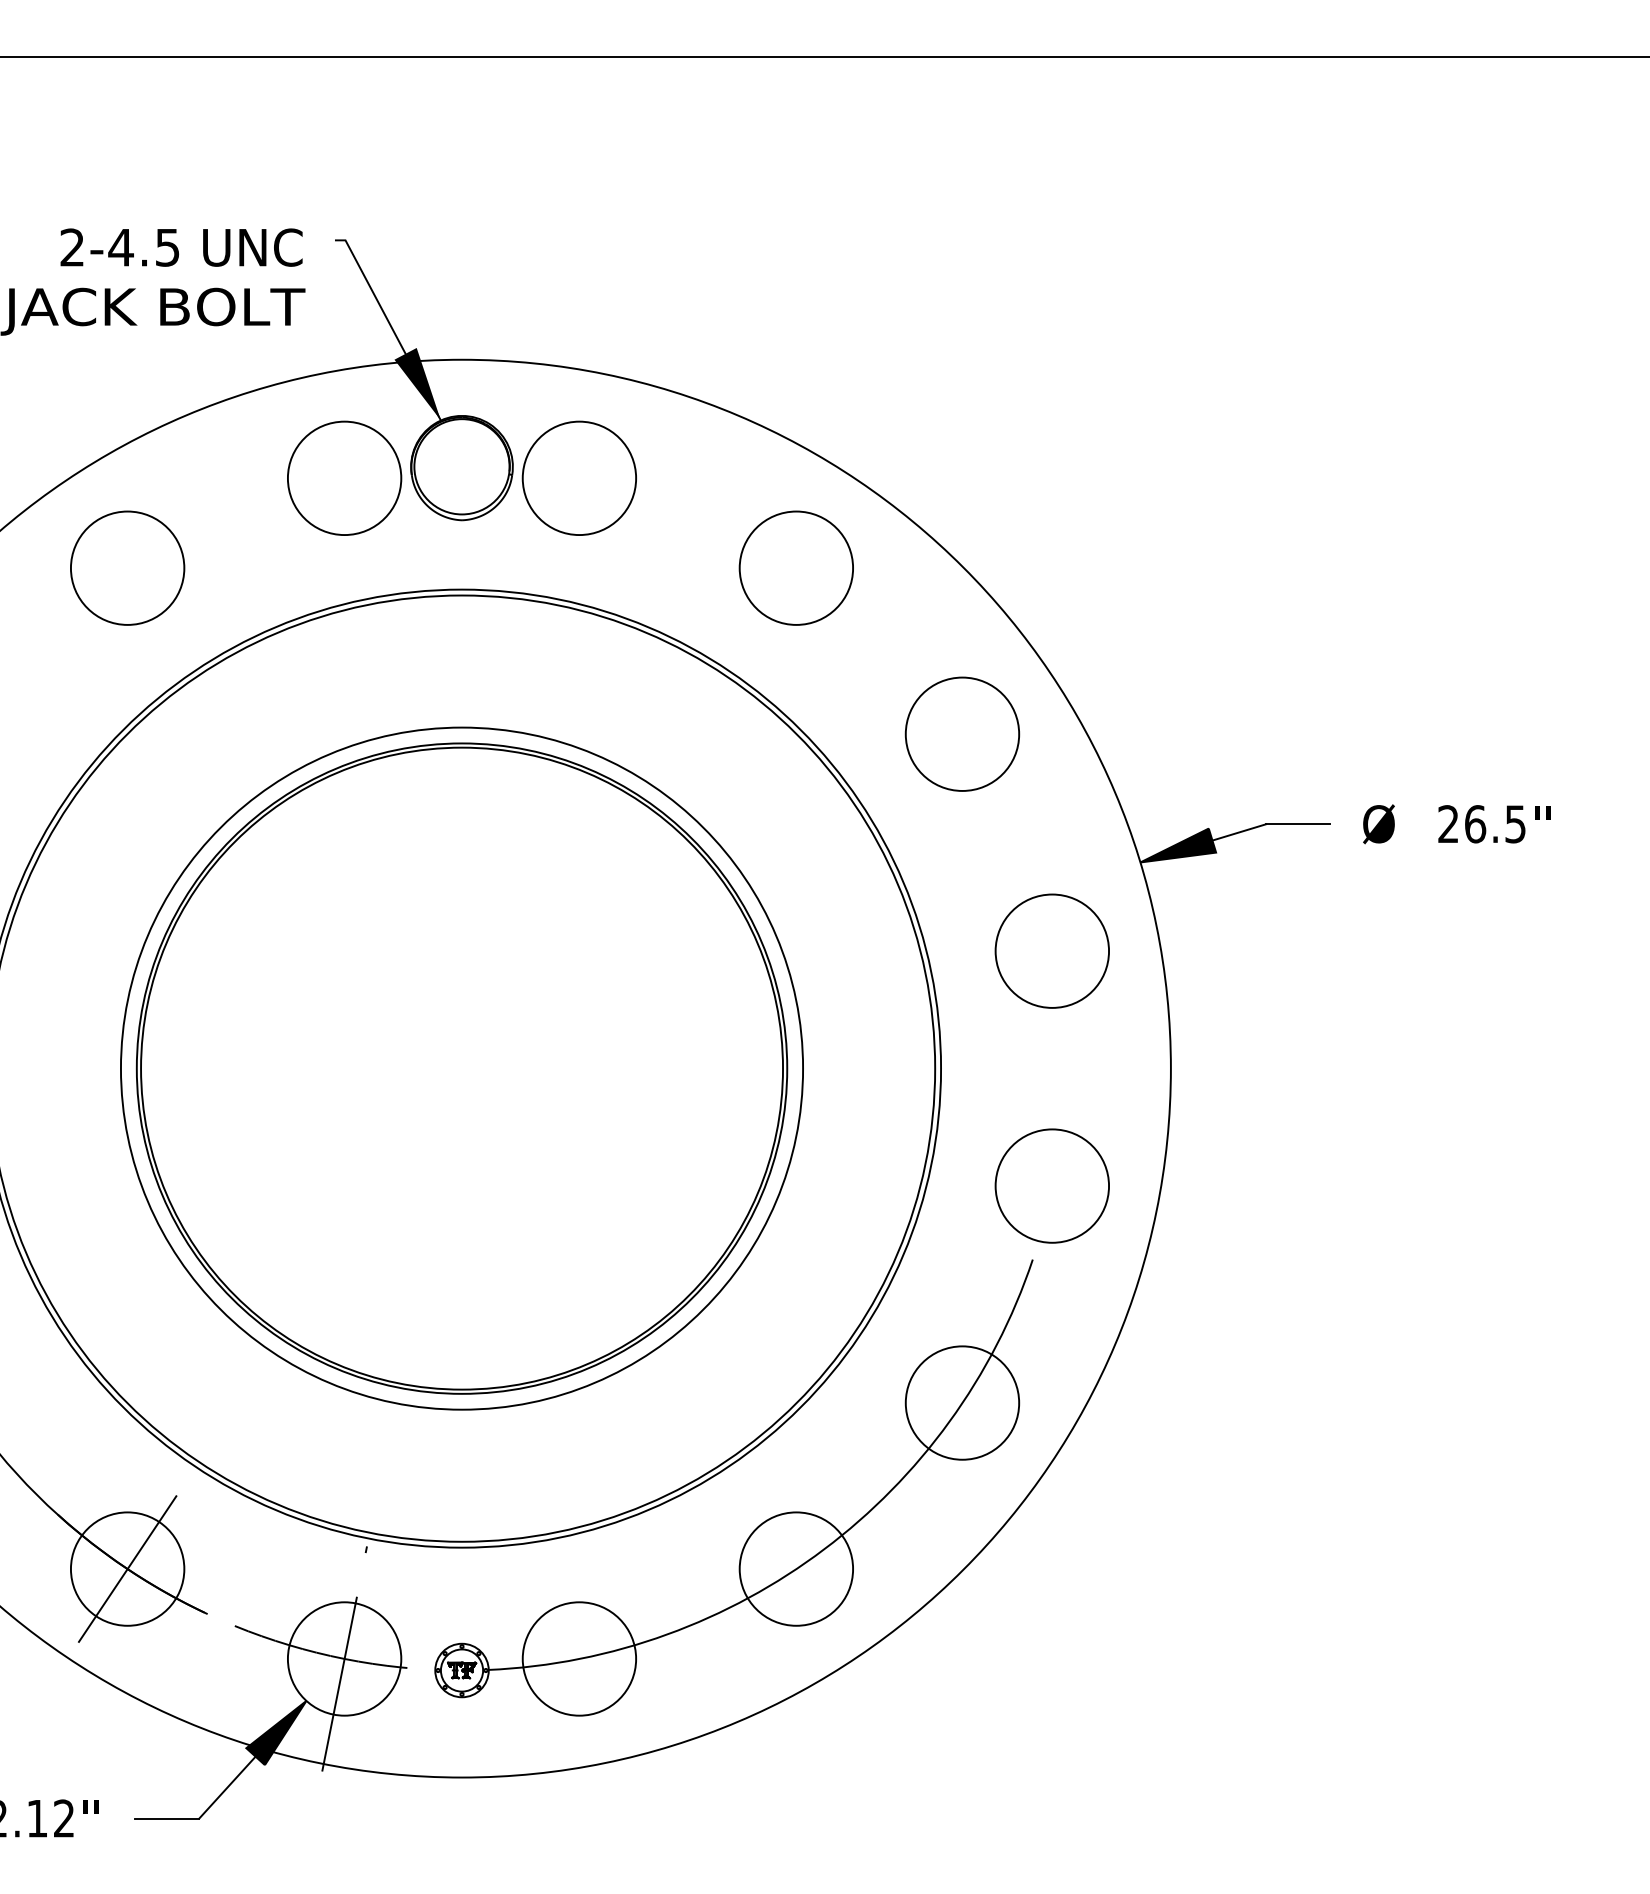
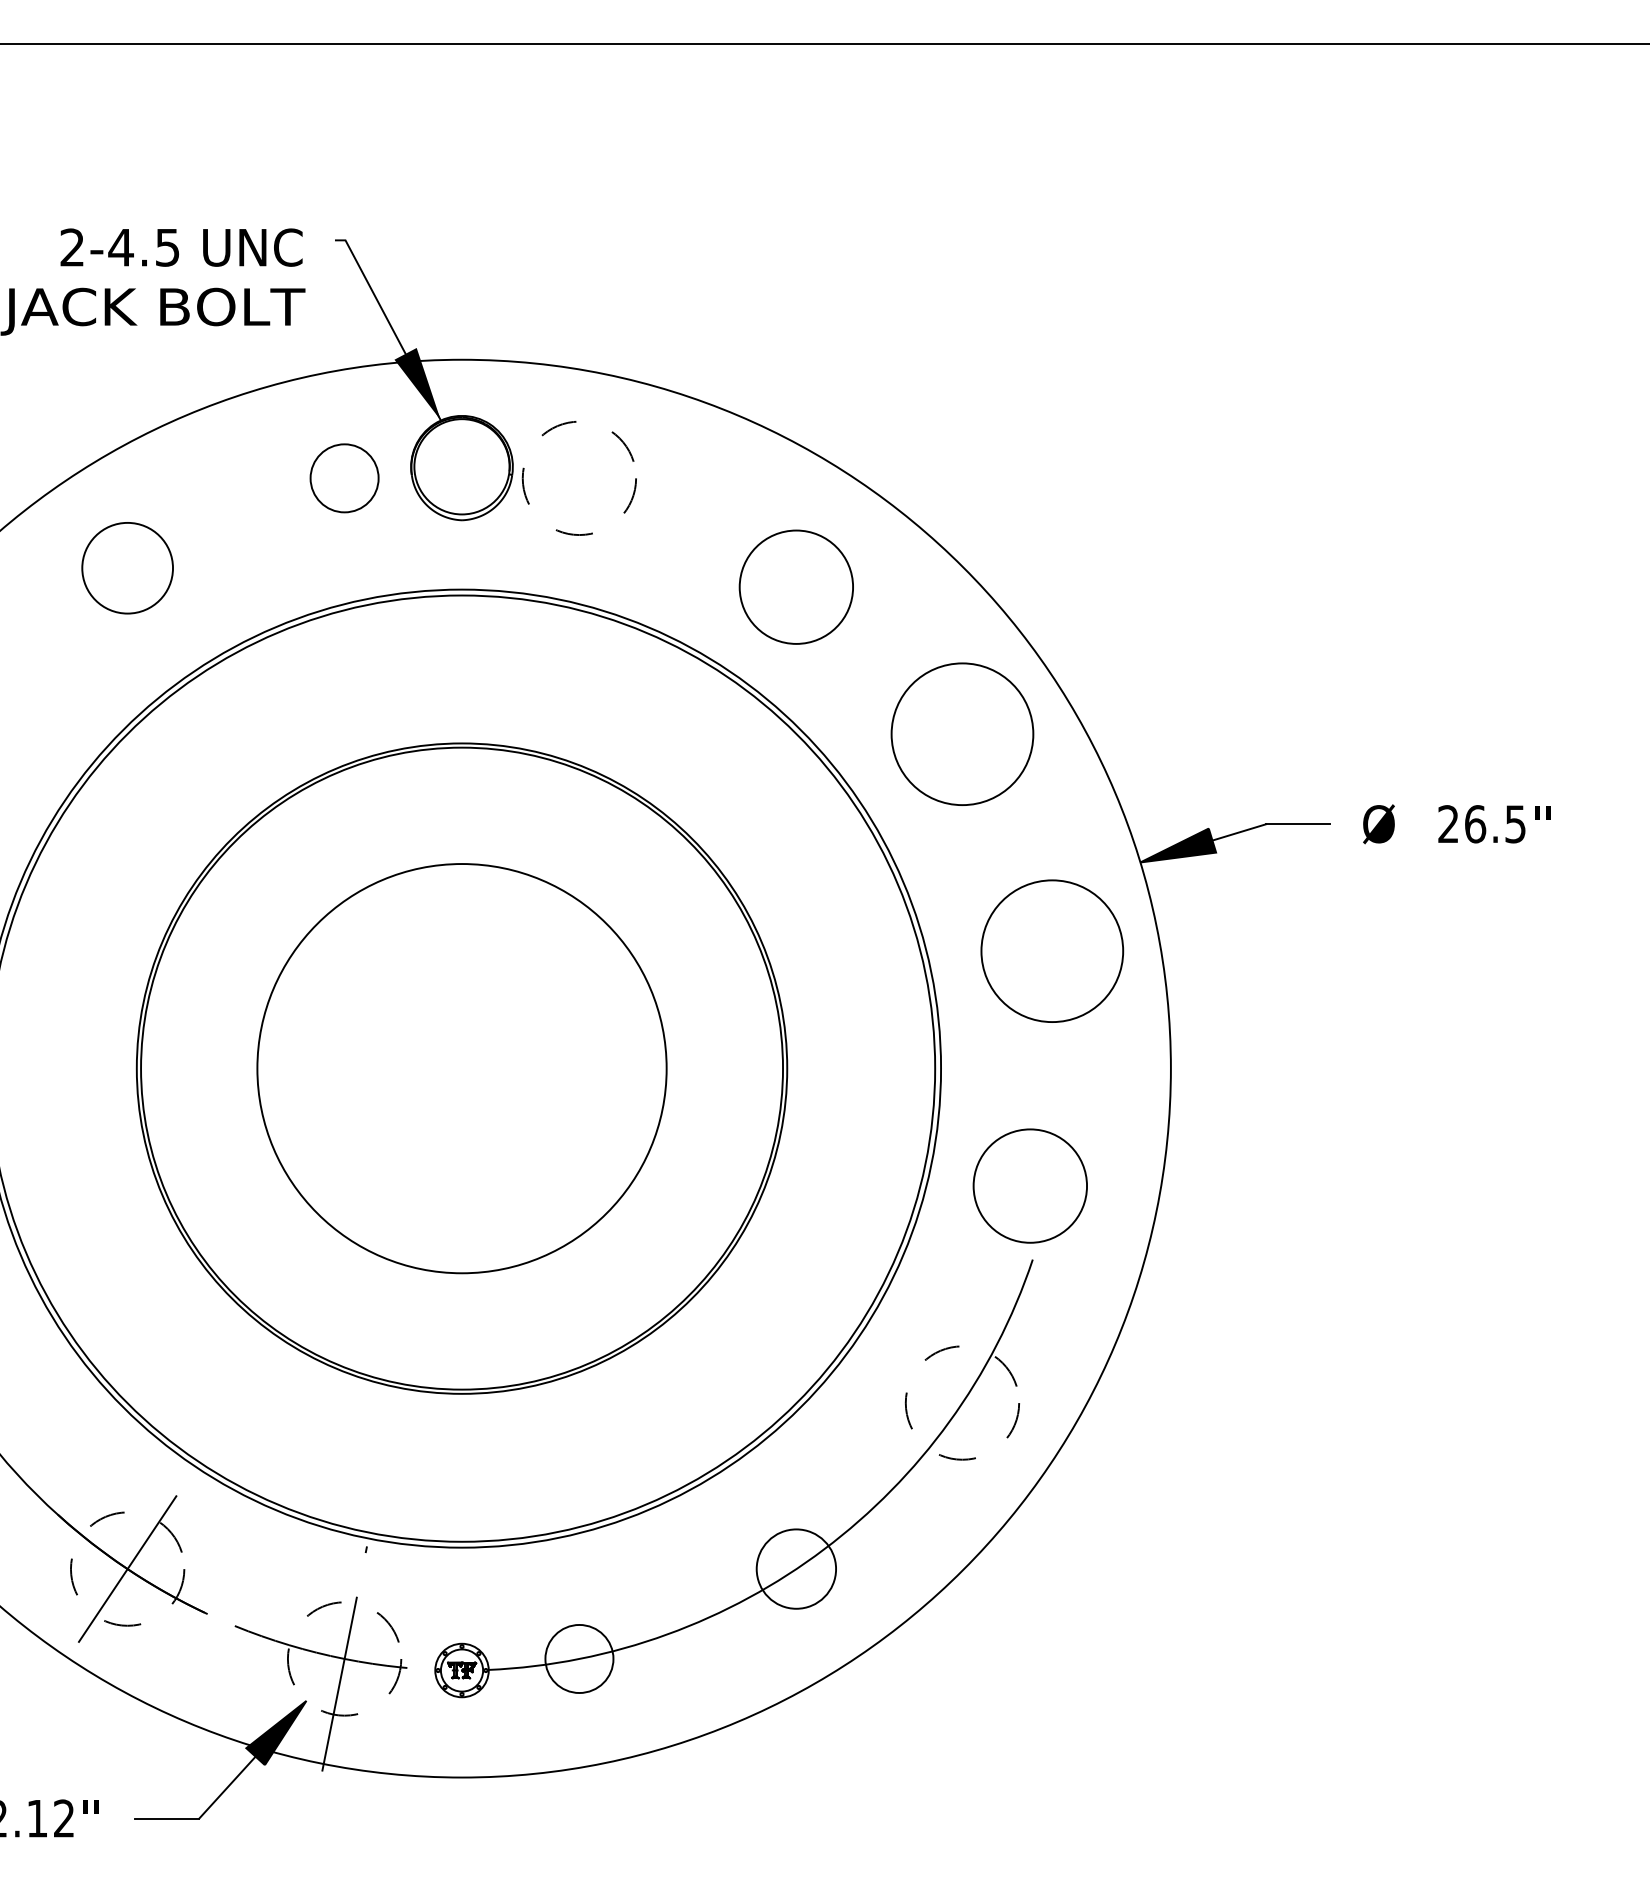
line position: (824, 56) -> (824, 43) (824, 43)
circle diameter: 113 px -> 68 px (344, 478)
circle: solid -> dashed (579, 478)
circle diameter: 113 px -> 91 px (127, 567)
circle position: (795, 567) -> (795, 586) (795, 586)
circle diameter: 113 px -> 142 px (962, 734)
circle diameter: 113 px -> 142 px (1052, 951)
circle diameter: 682 px -> 409 px (461, 1068)
circle position: (1051, 1185) -> (1029, 1185) (1029, 1185)
circle: solid -> dashed (962, 1402)
circle: solid -> dashed (127, 1568)
circle diameter: 113 px -> 79 px (796, 1568)
circle: solid -> dashed (344, 1658)
circle diameter: 113 px -> 68 px (579, 1658)
